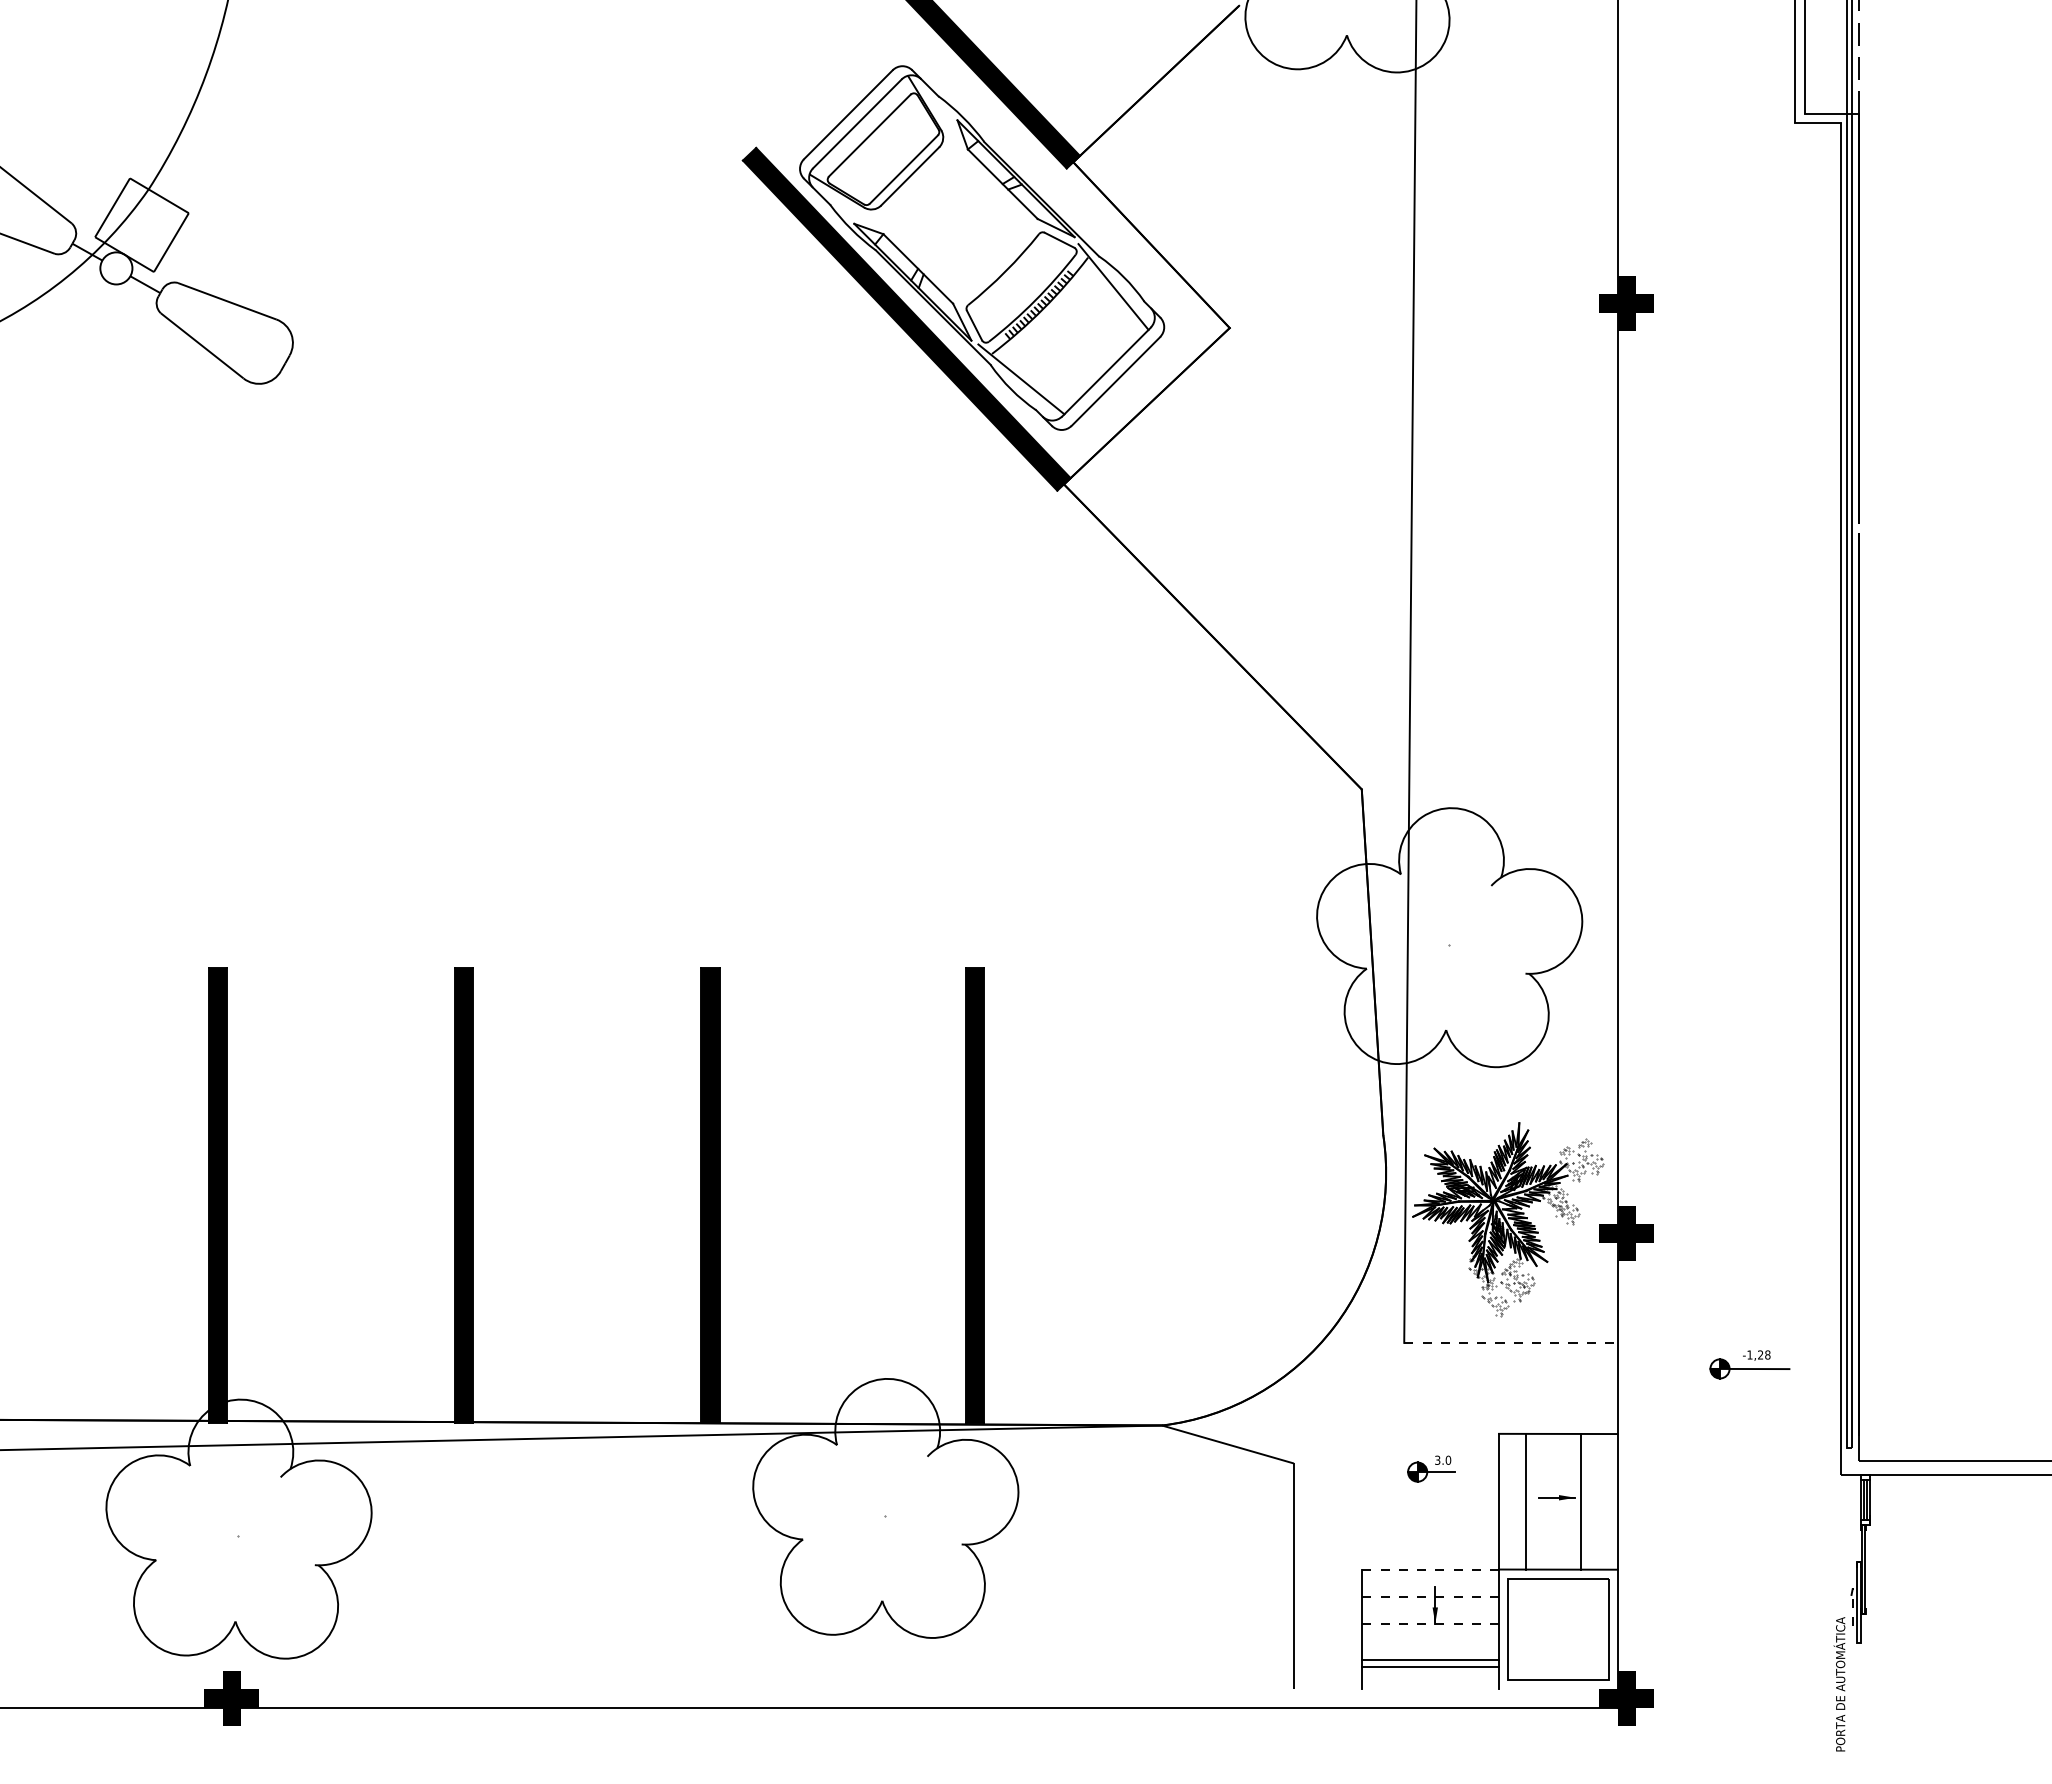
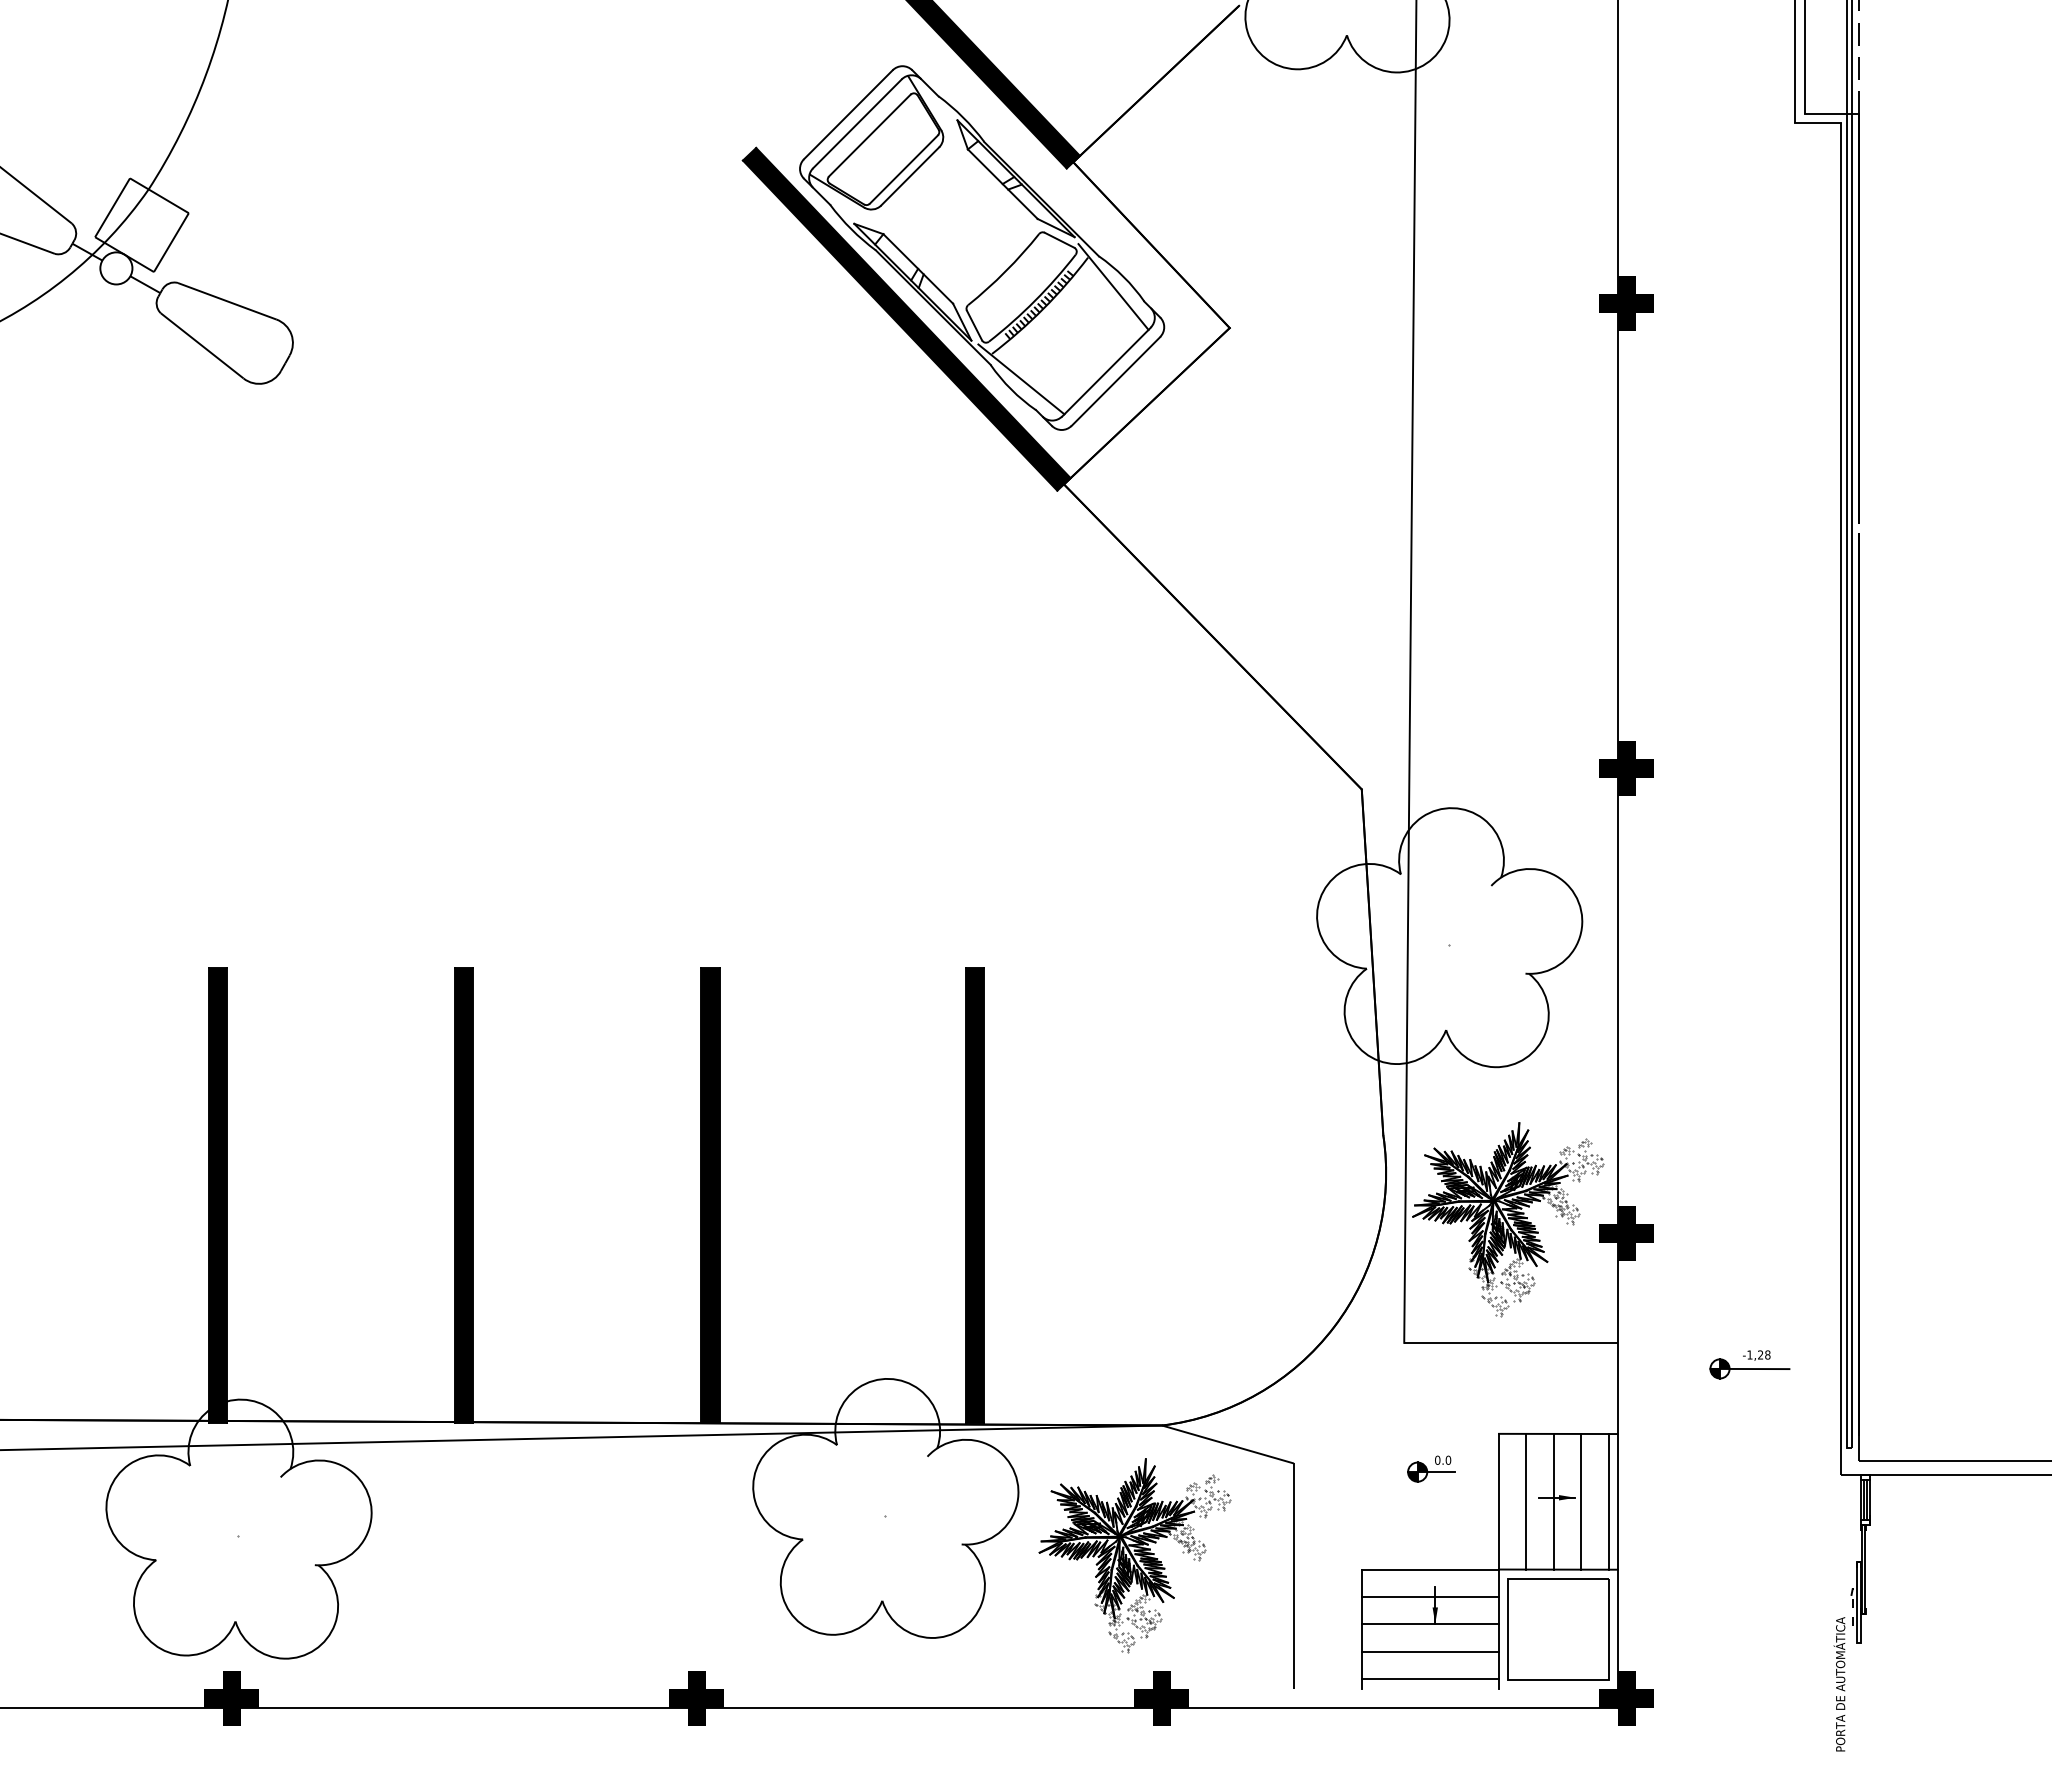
fill: none -> present (1626, 768)
line: dashed -> solid (1510, 1342)
text: 3.0 -> 0.0 (1437, 1459)
line: none -> present (1553, 1501)
line: none -> present (1608, 1501)
part: none -> present (1134, 1555)
line: dashed -> solid (1430, 1569)
line: dashed -> solid (1430, 1596)
line: dashed -> solid (1430, 1624)
line position: (1430, 1659) -> (1430, 1678) (1430, 1678)
line position: (1430, 1666) -> (1430, 1651) (1430, 1651)
fill: none -> present (696, 1698)
fill: none -> present (1161, 1698)
